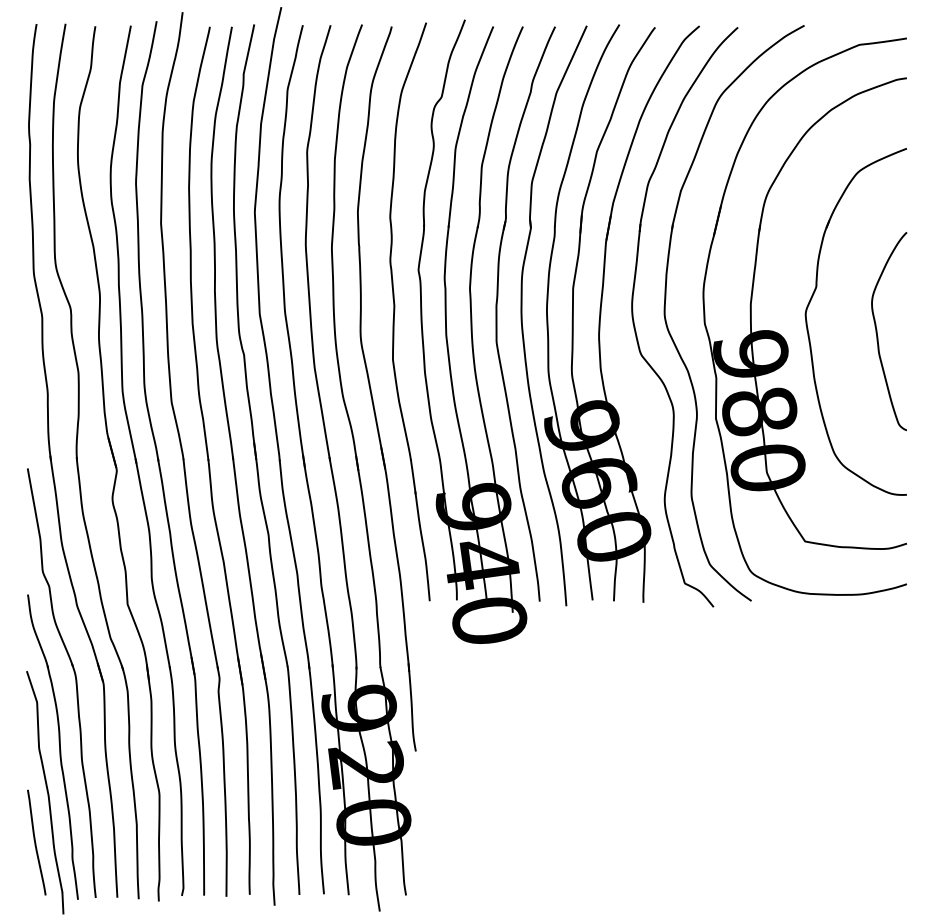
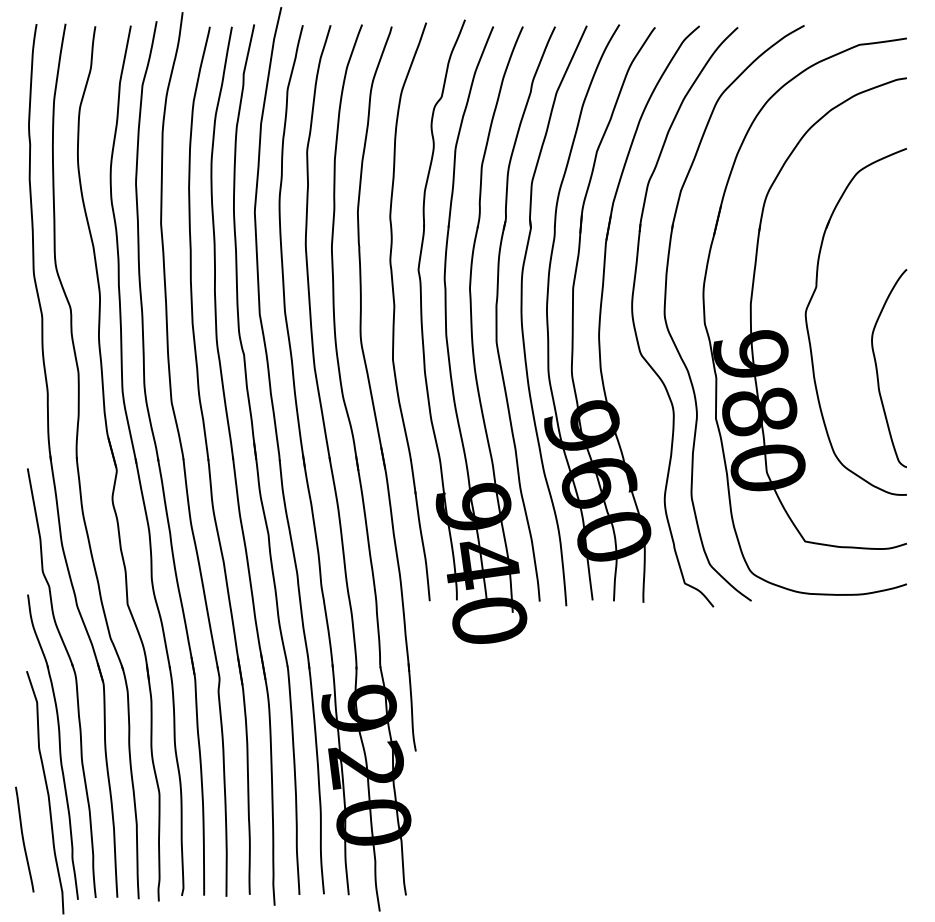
curve position: (877, 331) -> (877, 368) (877, 368)
curve position: (36, 842) -> (24, 839) (24, 839)
